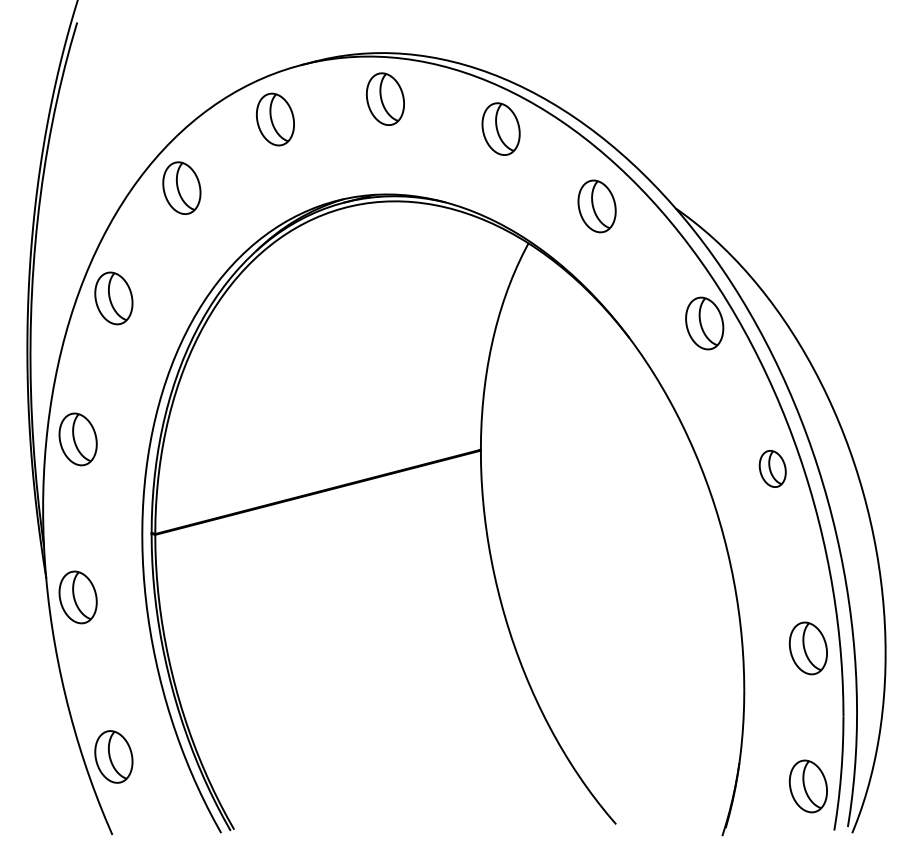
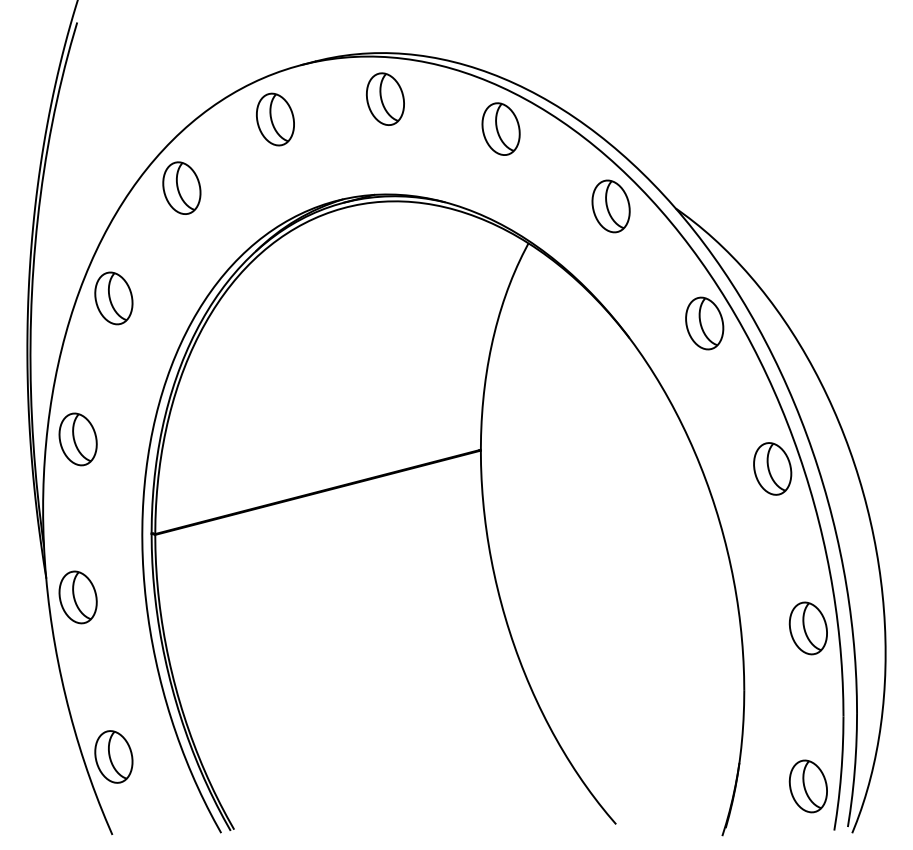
part position: (596, 206) -> (610, 206) (610, 206)
part size: 29x39 px -> 40x54 px (772, 468)
part position: (807, 648) -> (807, 628) (807, 628)
